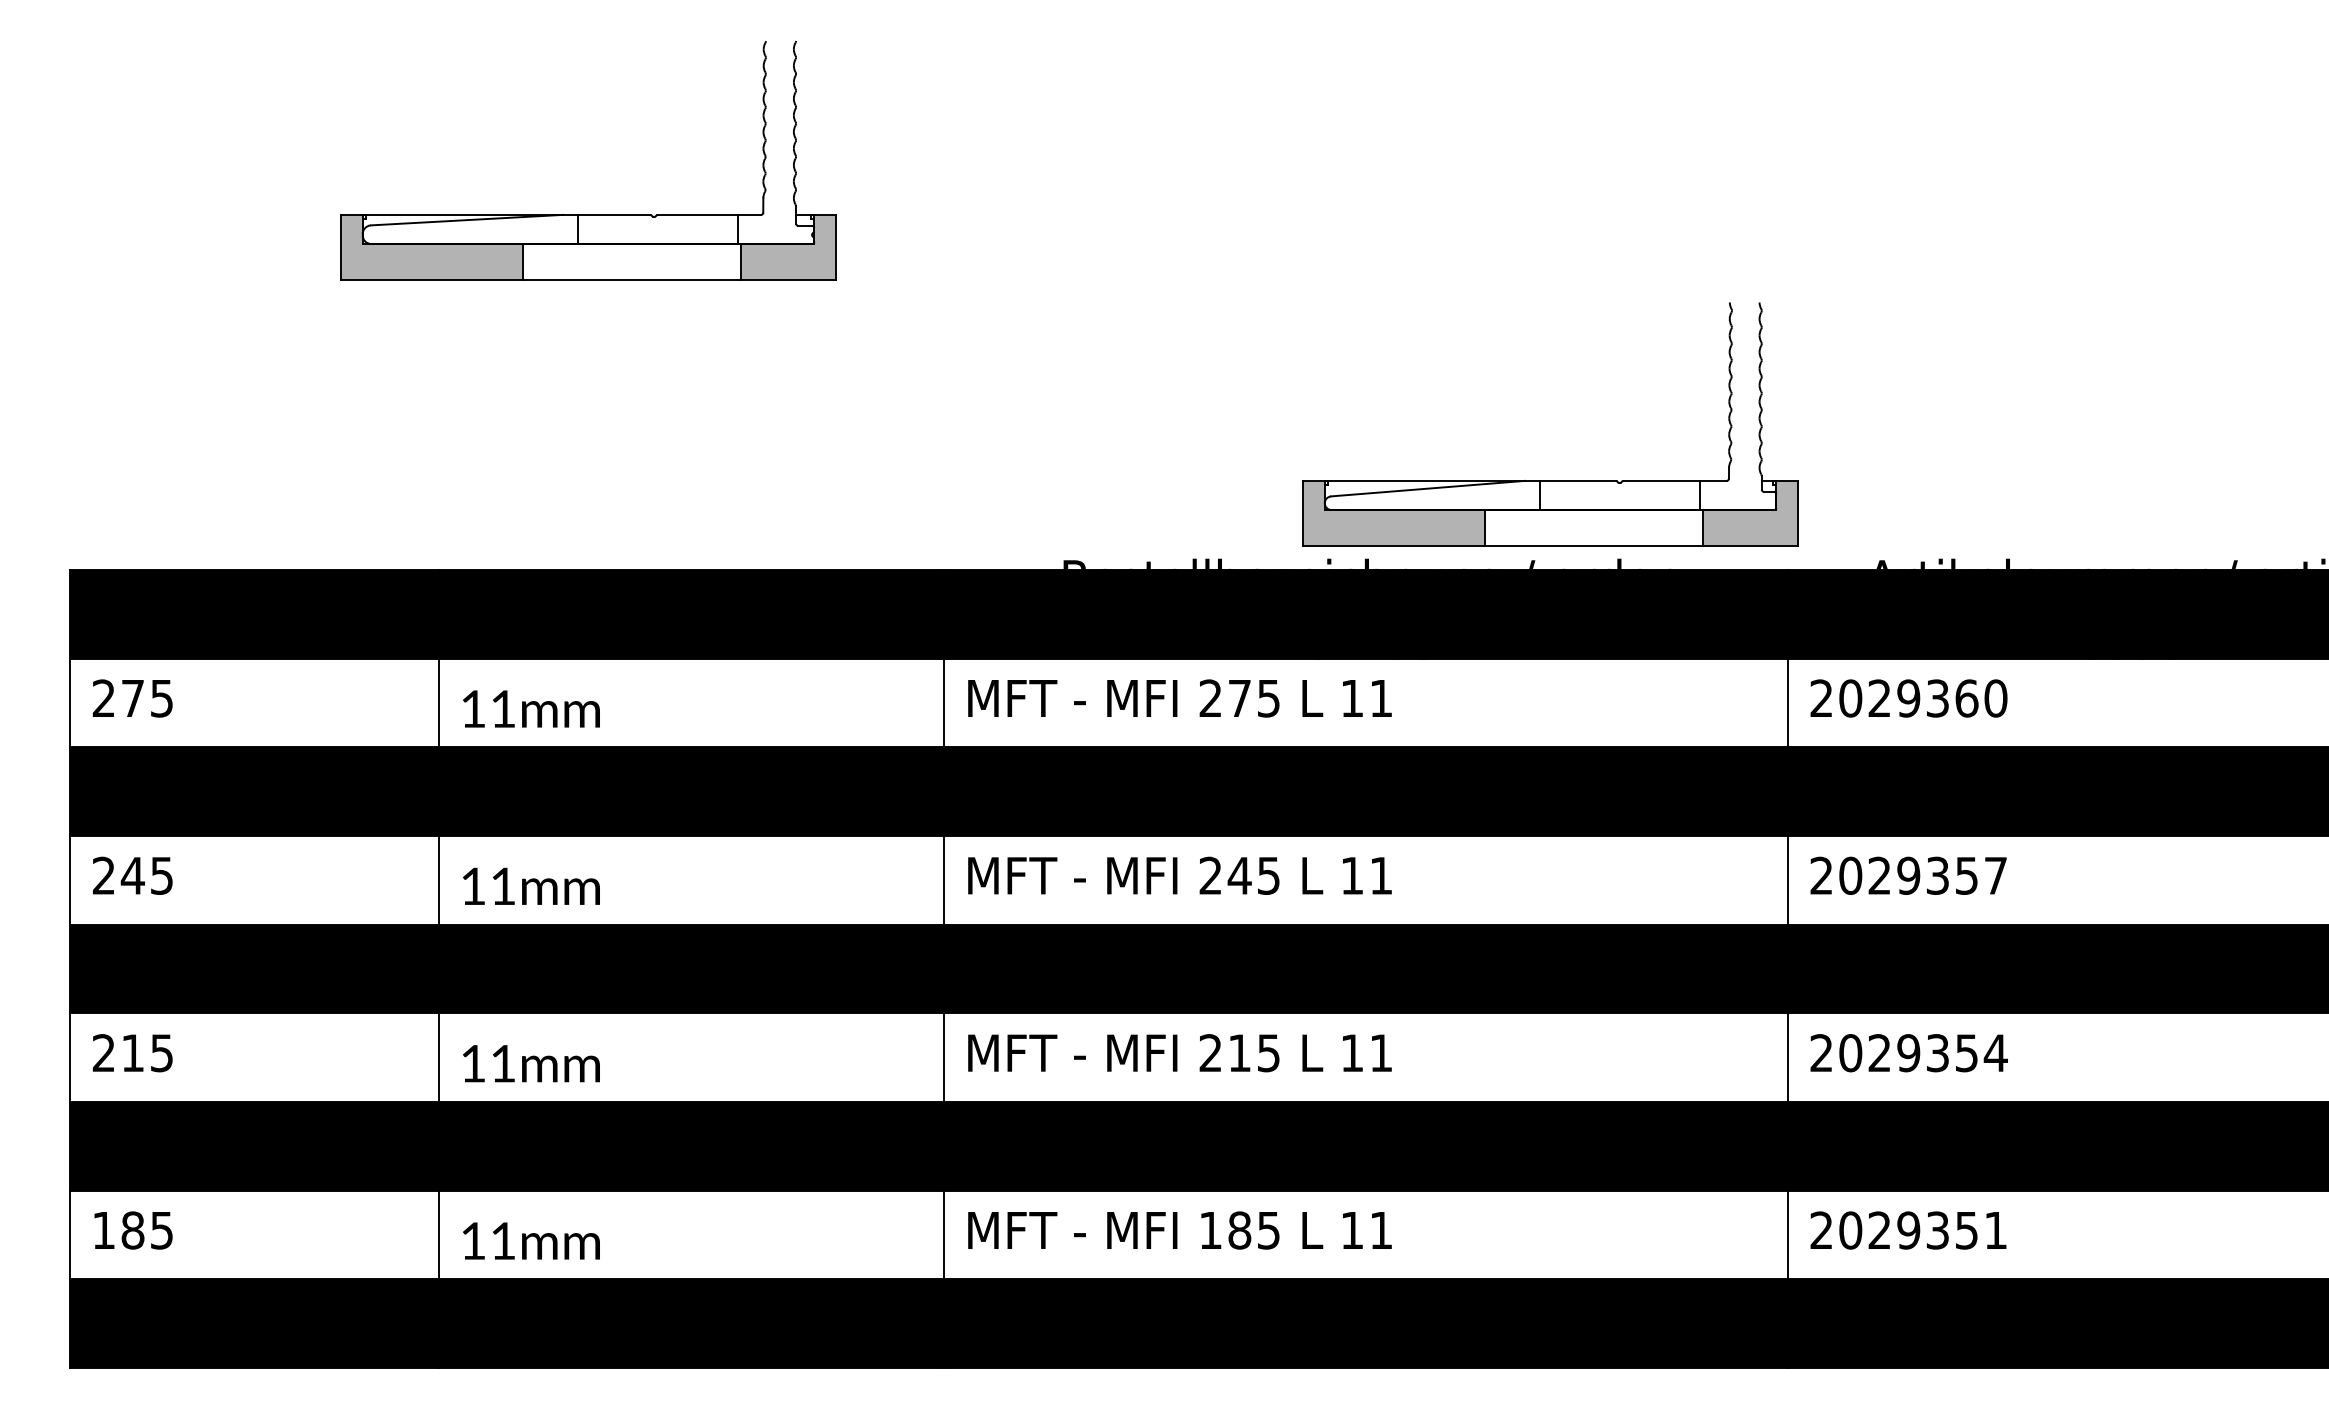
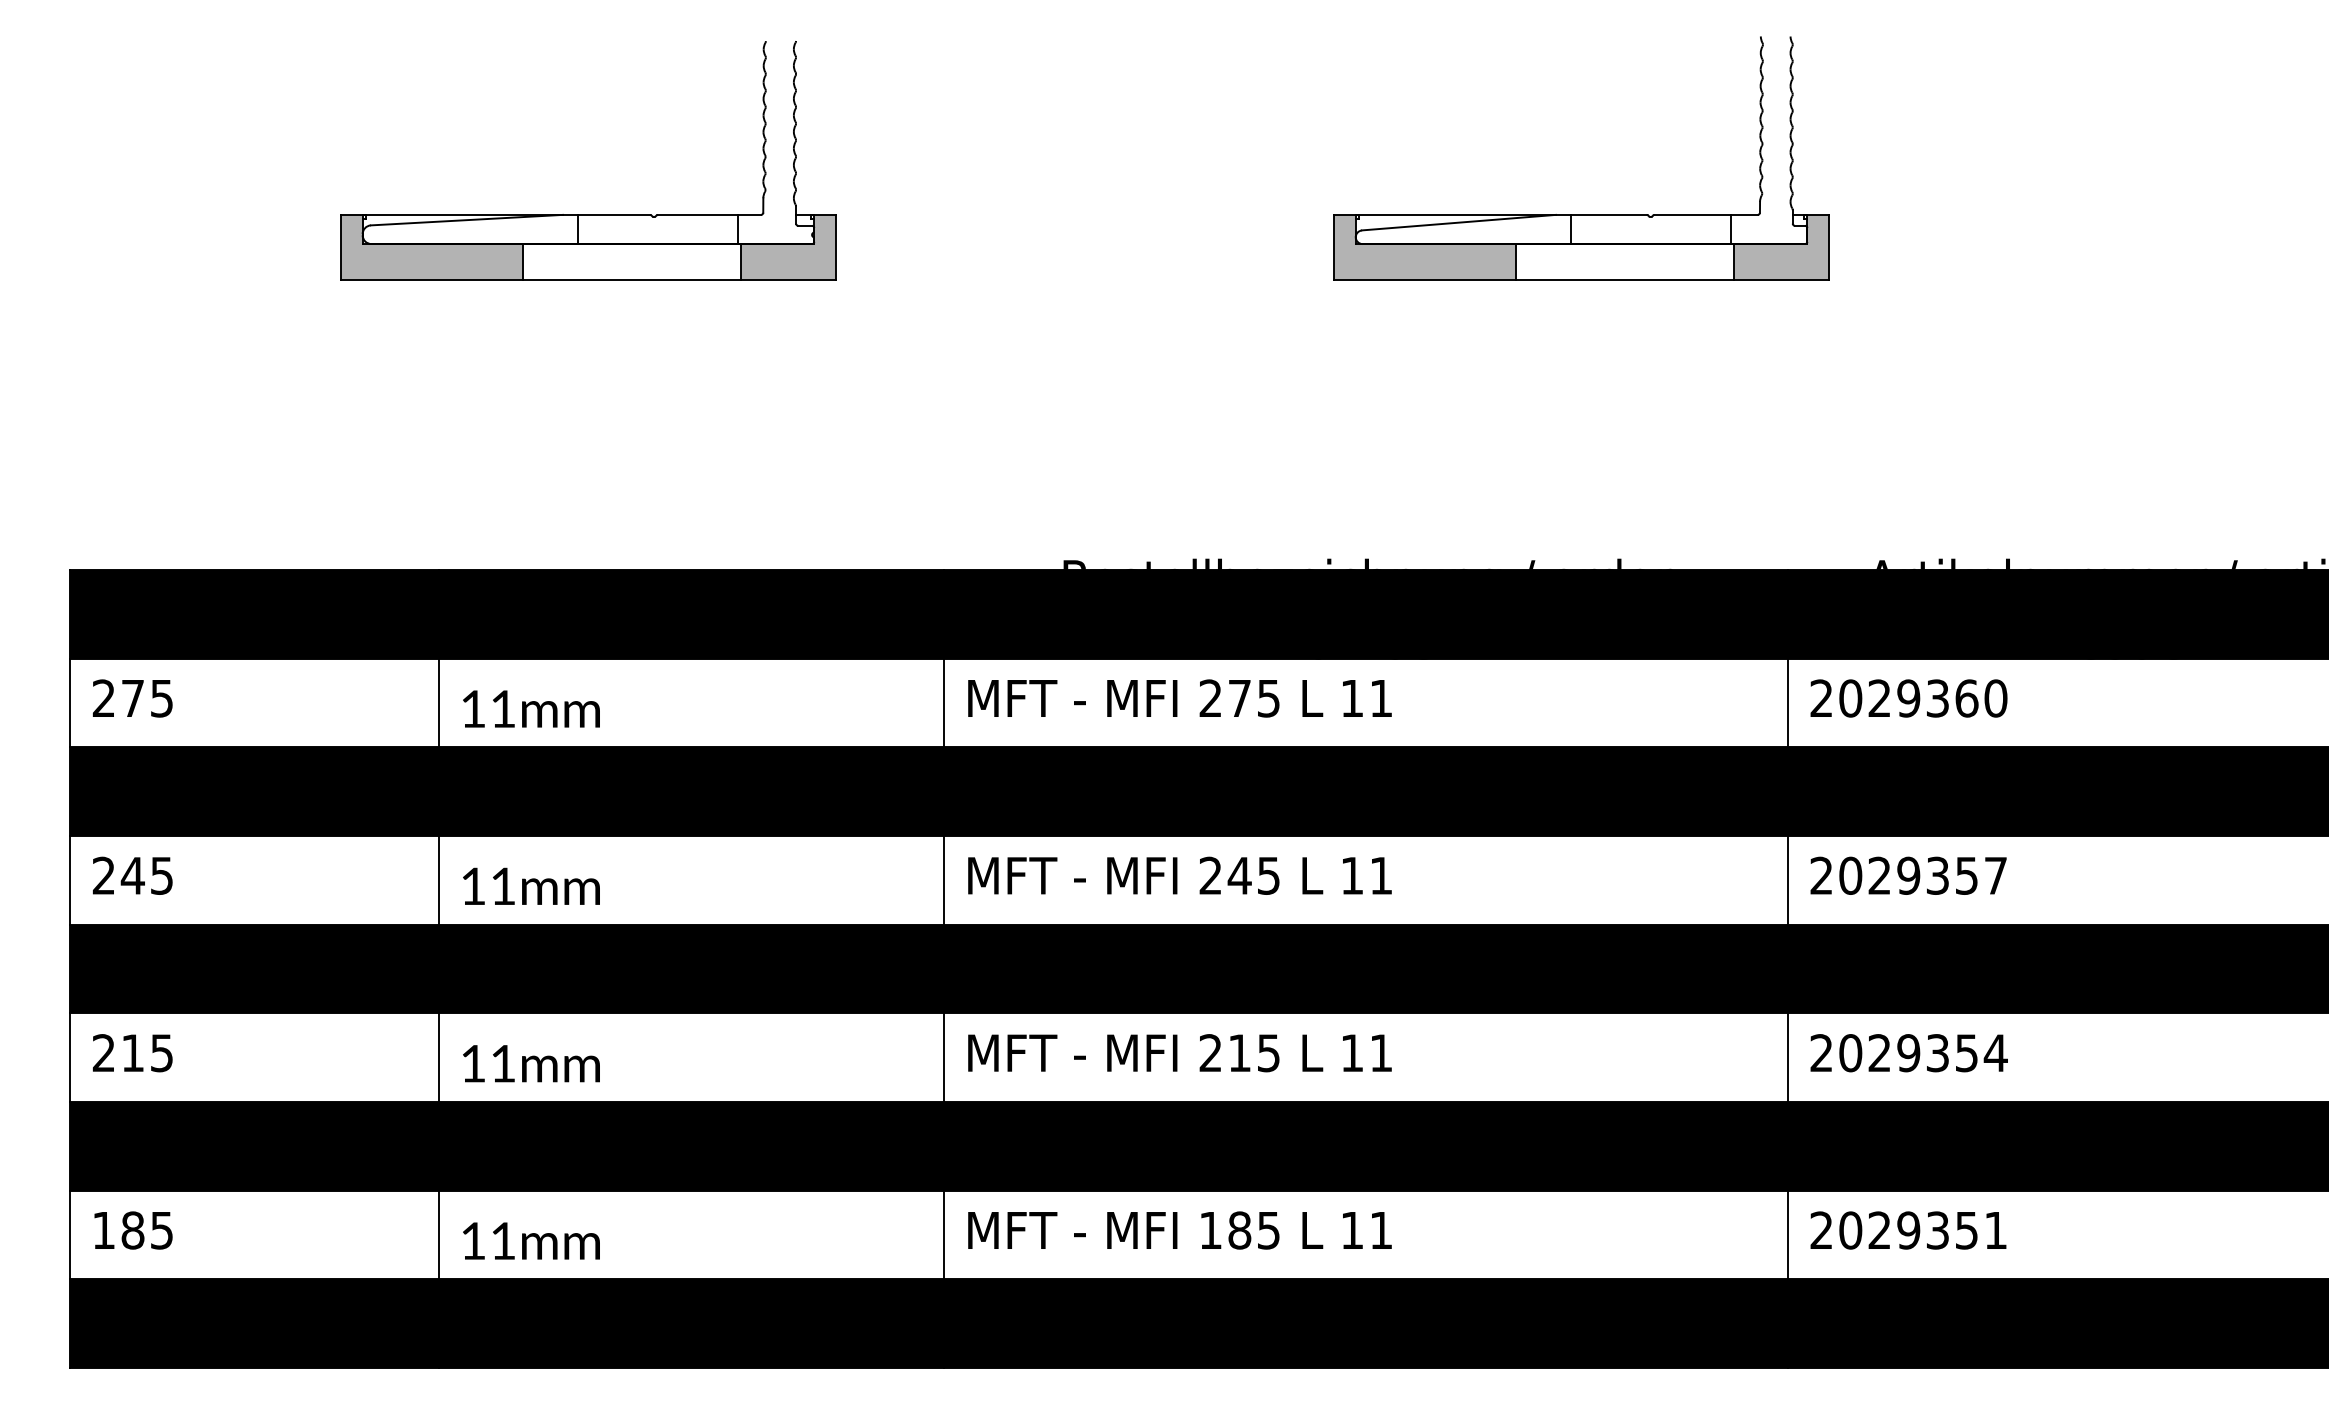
part position: (1550, 480) -> (1581, 214) (1581, 214)
